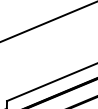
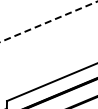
line: solid -> dashed (48, 22)
